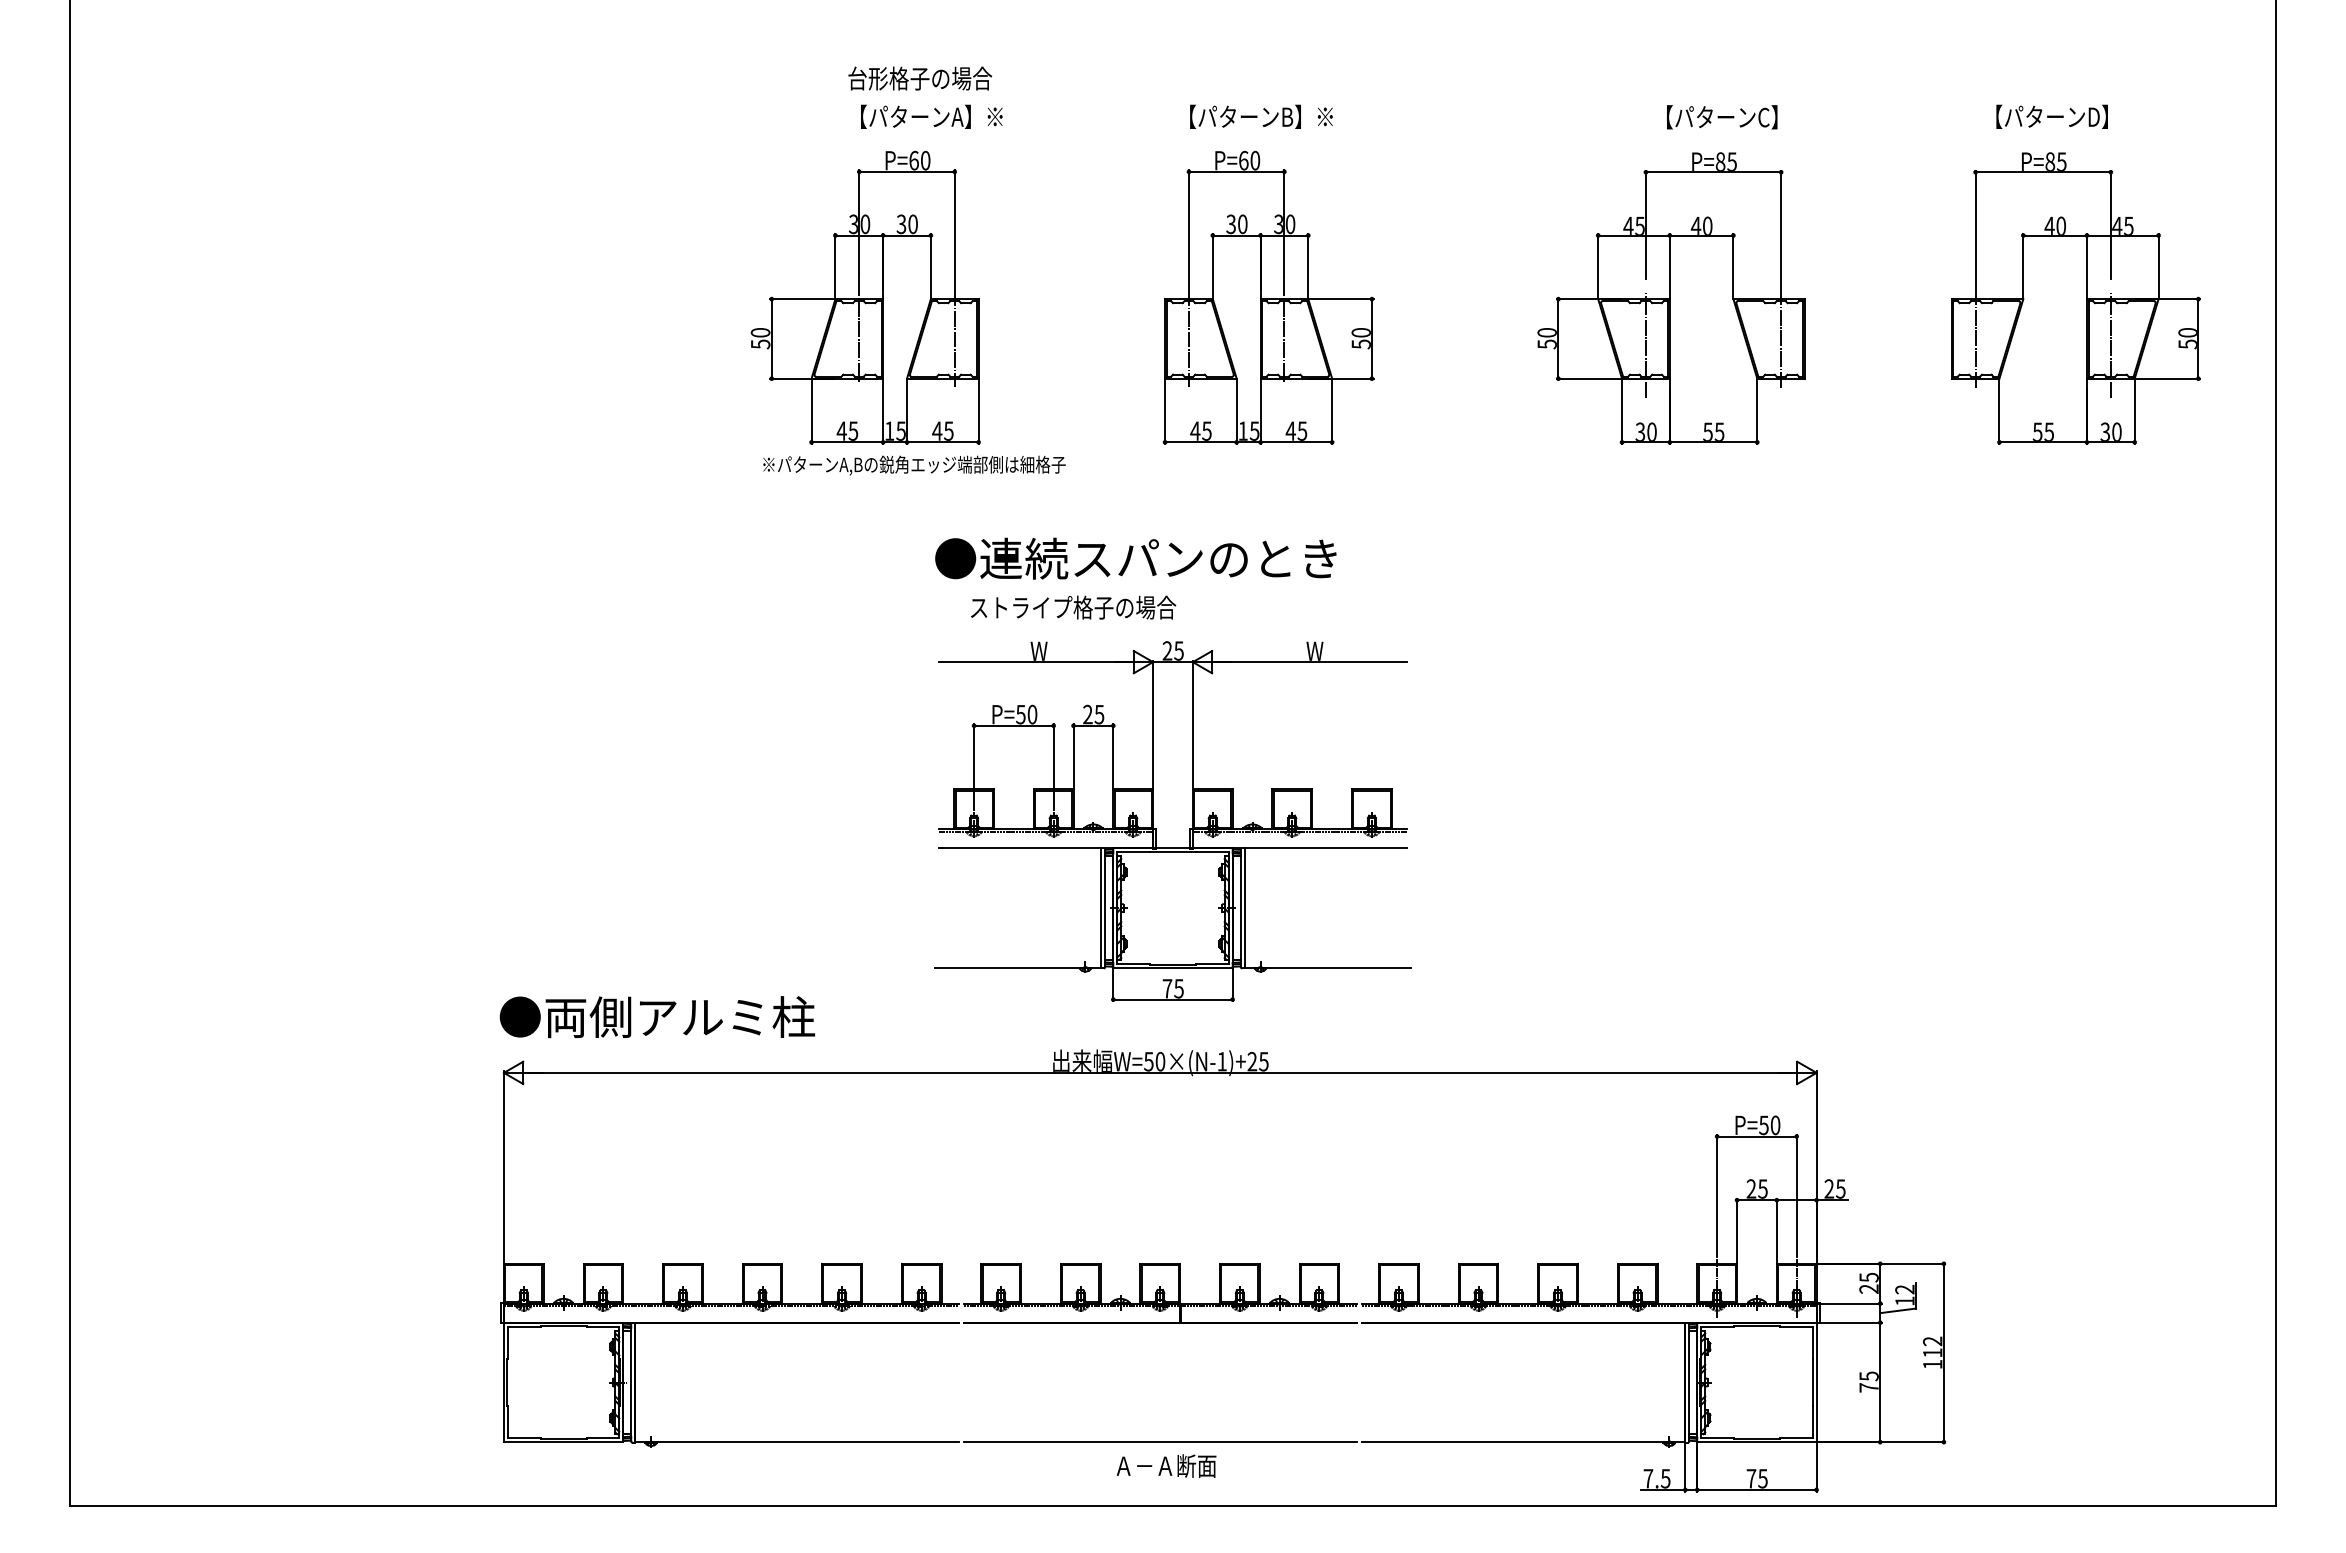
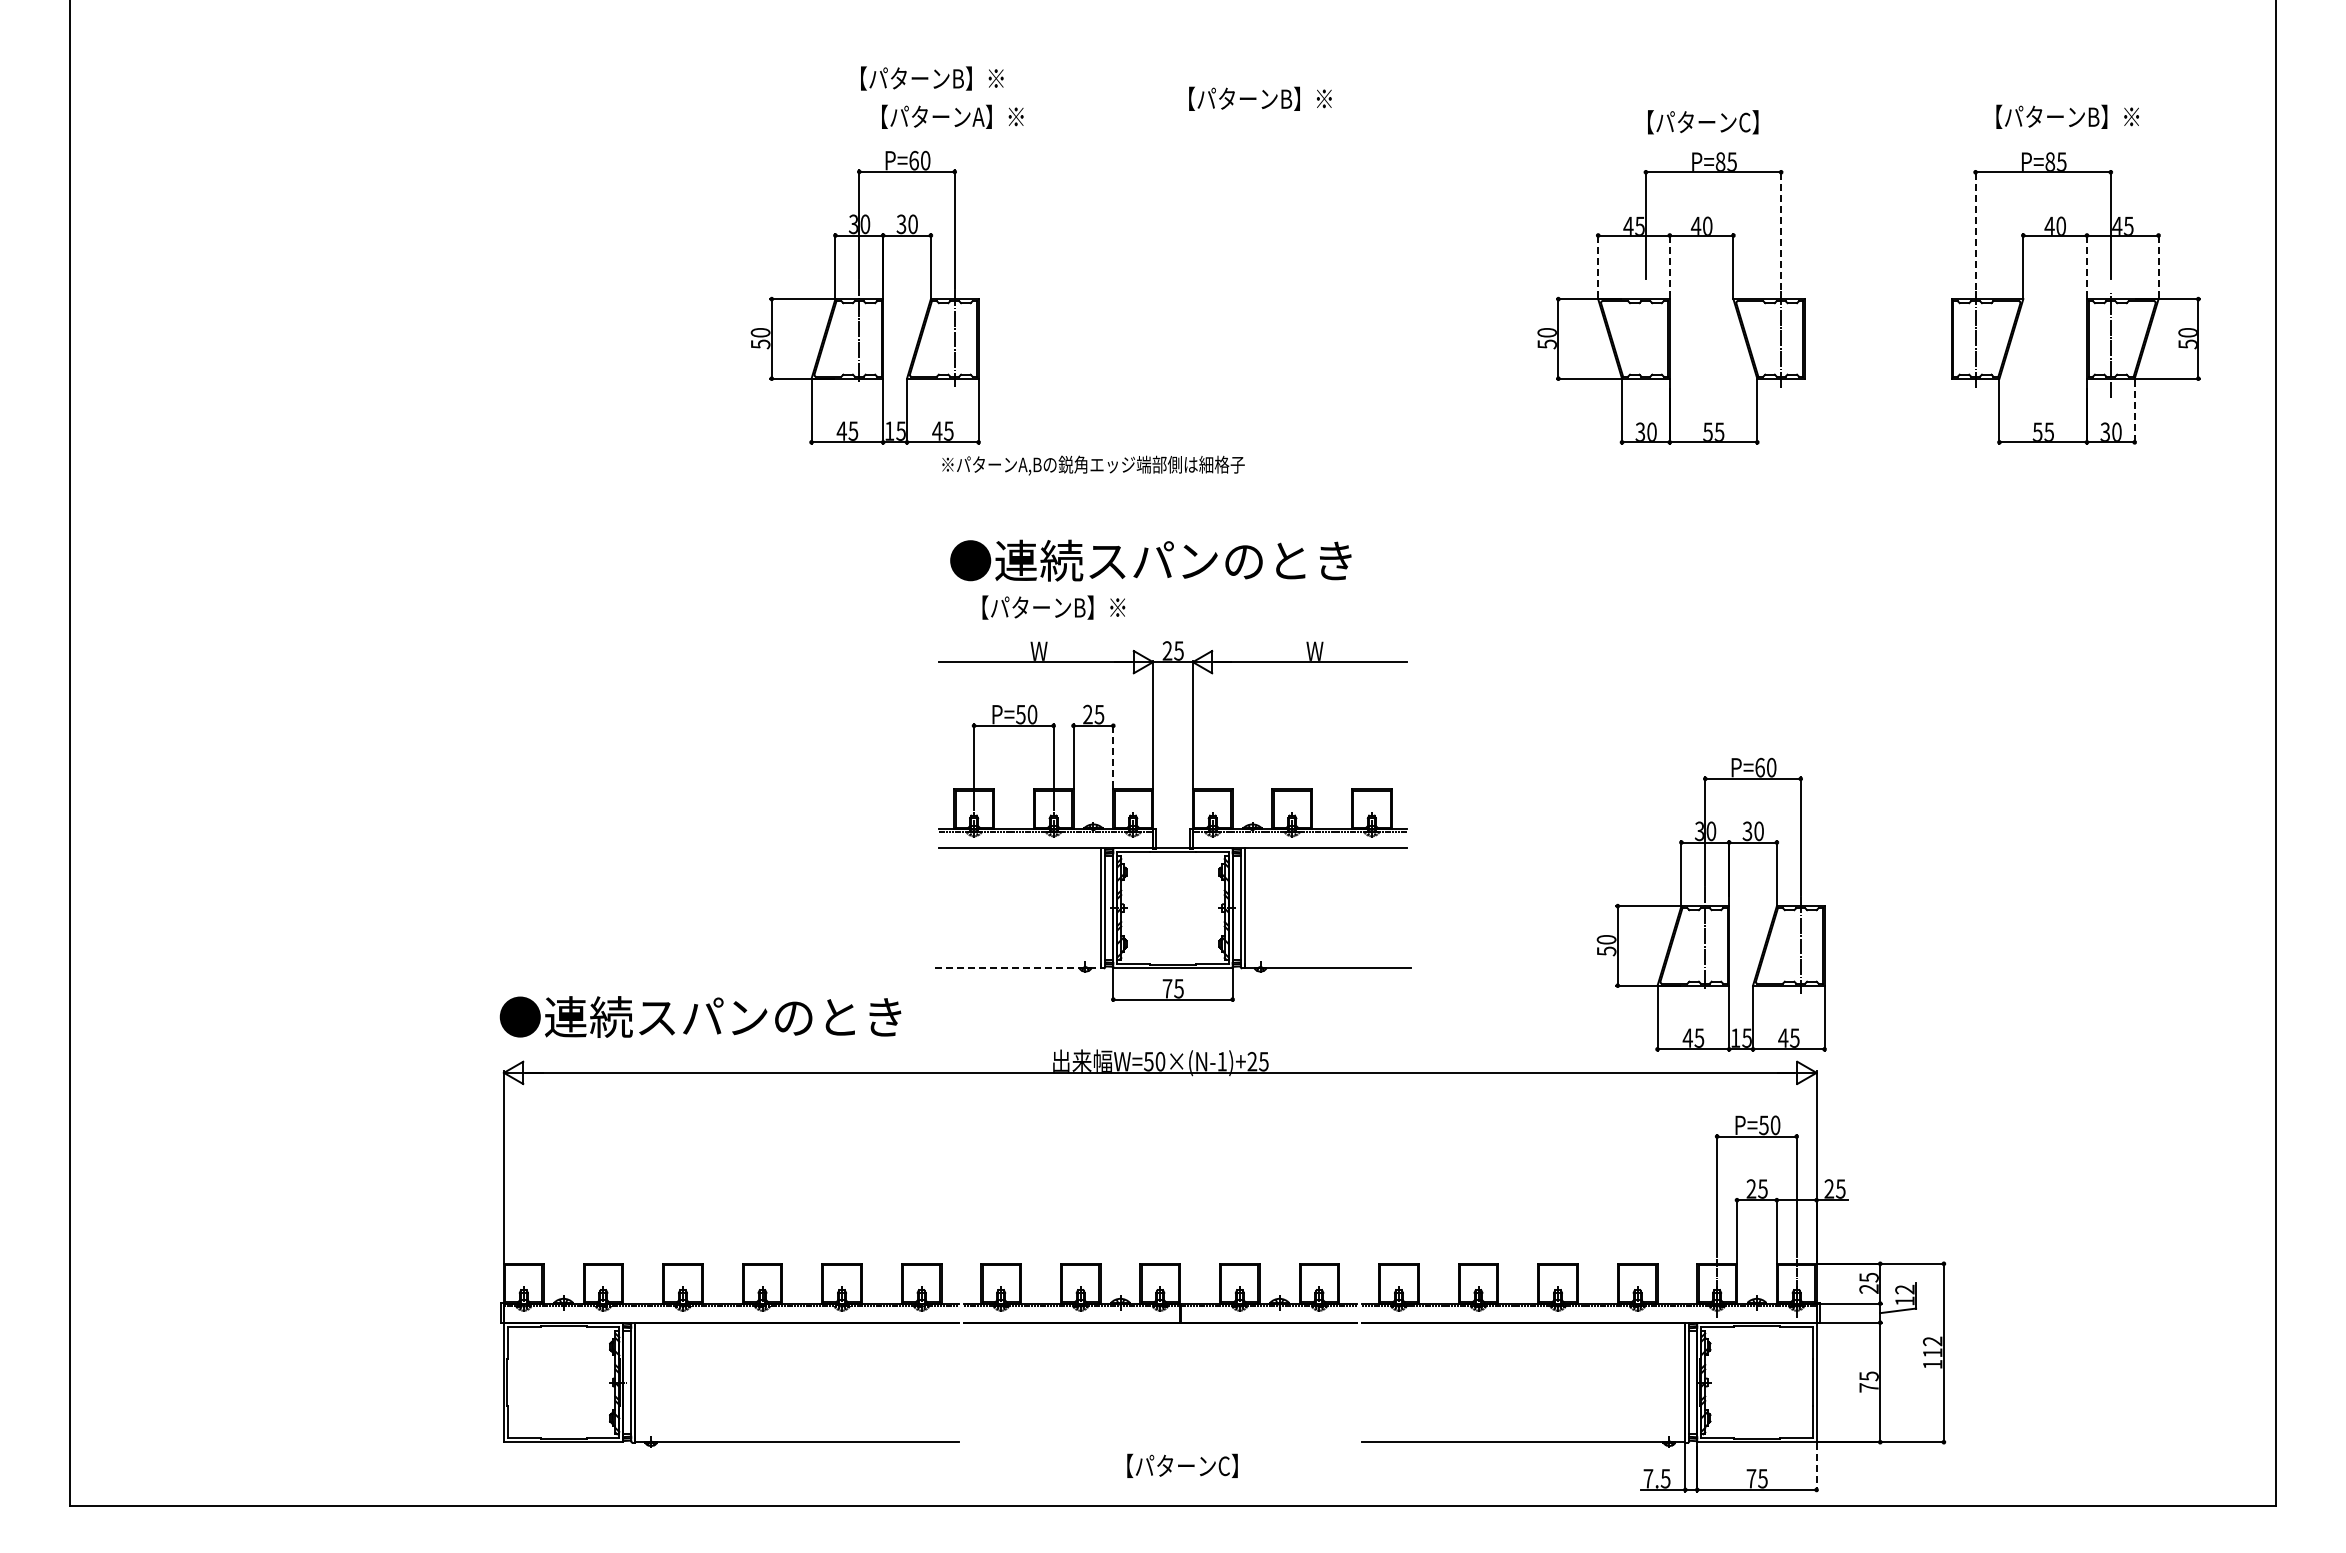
text: 台形格子の場合 -> 【パターンB】※ (925, 78)
text position: (931, 116) -> (952, 116) (952, 116)
text position: (1261, 116) -> (1260, 98) (1260, 98)
text: 【パターンD】 -> 【パターンB】※ (2114, 116)
text position: (1722, 117) -> (1703, 122) (1703, 122)
line: solid -> dashed (1781, 230)
line: solid -> dashed (1975, 230)
line: solid -> dashed (1598, 265)
line: solid -> dashed (1669, 265)
line: solid -> dashed (2086, 265)
line: solid -> dashed (2158, 265)
part: present -> none (1268, 297)
line: present -> none (1645, 345)
line: solid -> dashed (2134, 412)
text position: (914, 465) -> (1093, 465) (1093, 465)
text position: (1135, 558) -> (1150, 560) (1150, 560)
text: ストライプ格子の場合 -> 【パターンB】※ (1073, 607)
line: solid -> dashed (1113, 755)
part: none -> present (1711, 904)
line: solid -> dashed (1018, 967)
text: ●両側アルミ柱 -> ●連続スパンのとき (723, 1017)
line: present -> none (1159, 1442)
text: Ａ－Ａ断面 -> 【パターンC】 (1176, 1465)
line: solid -> dashed (1816, 1467)
